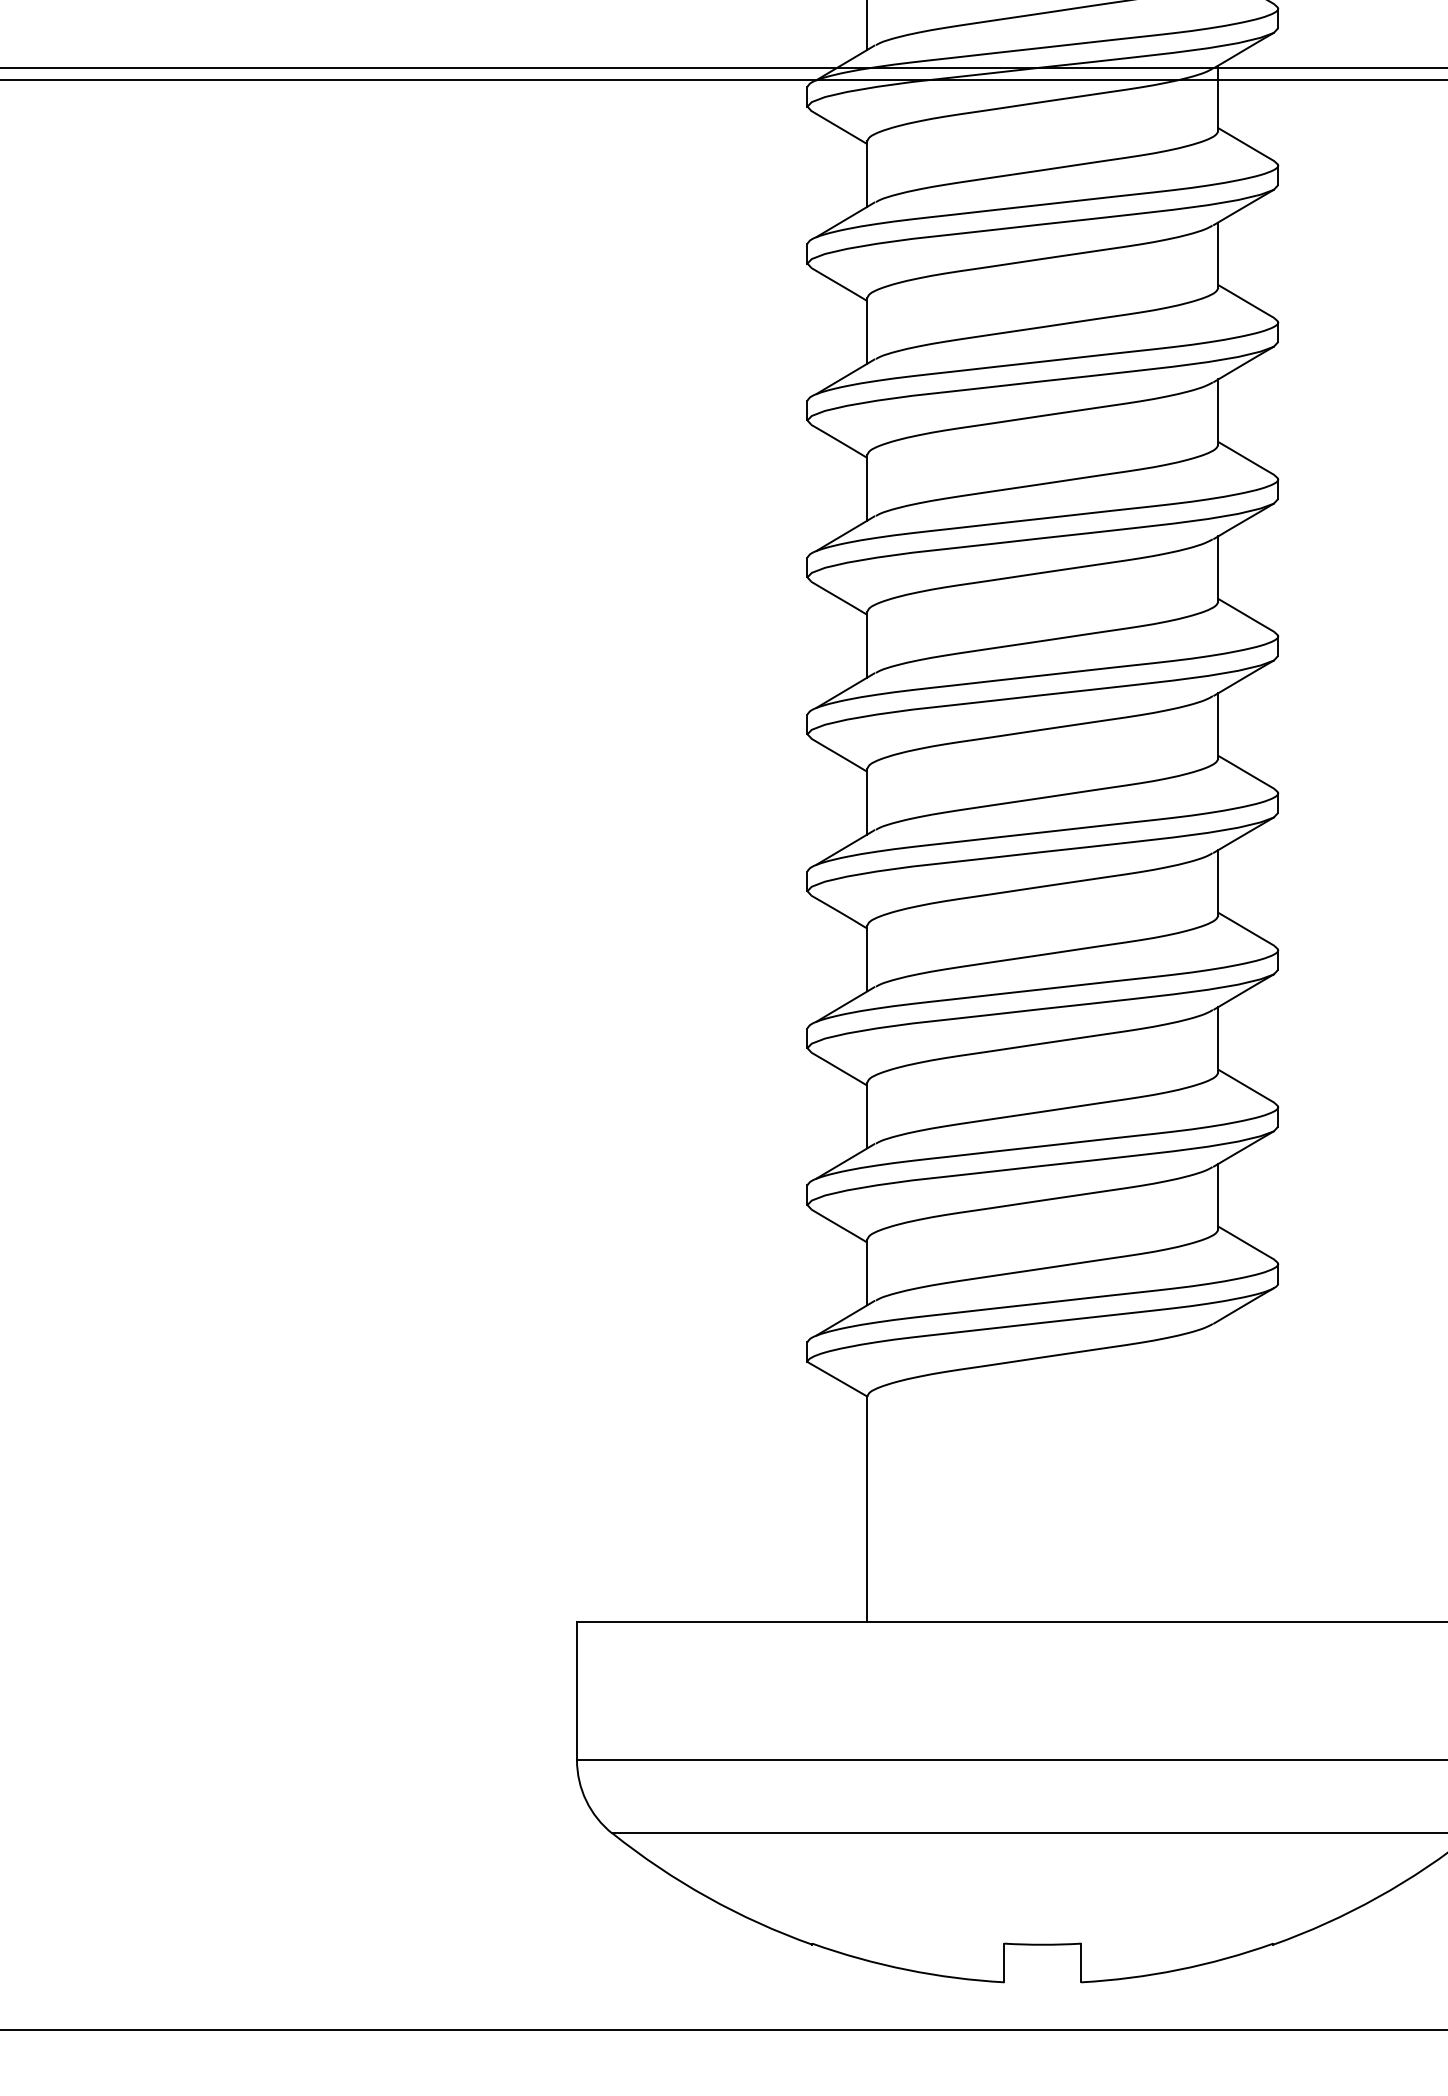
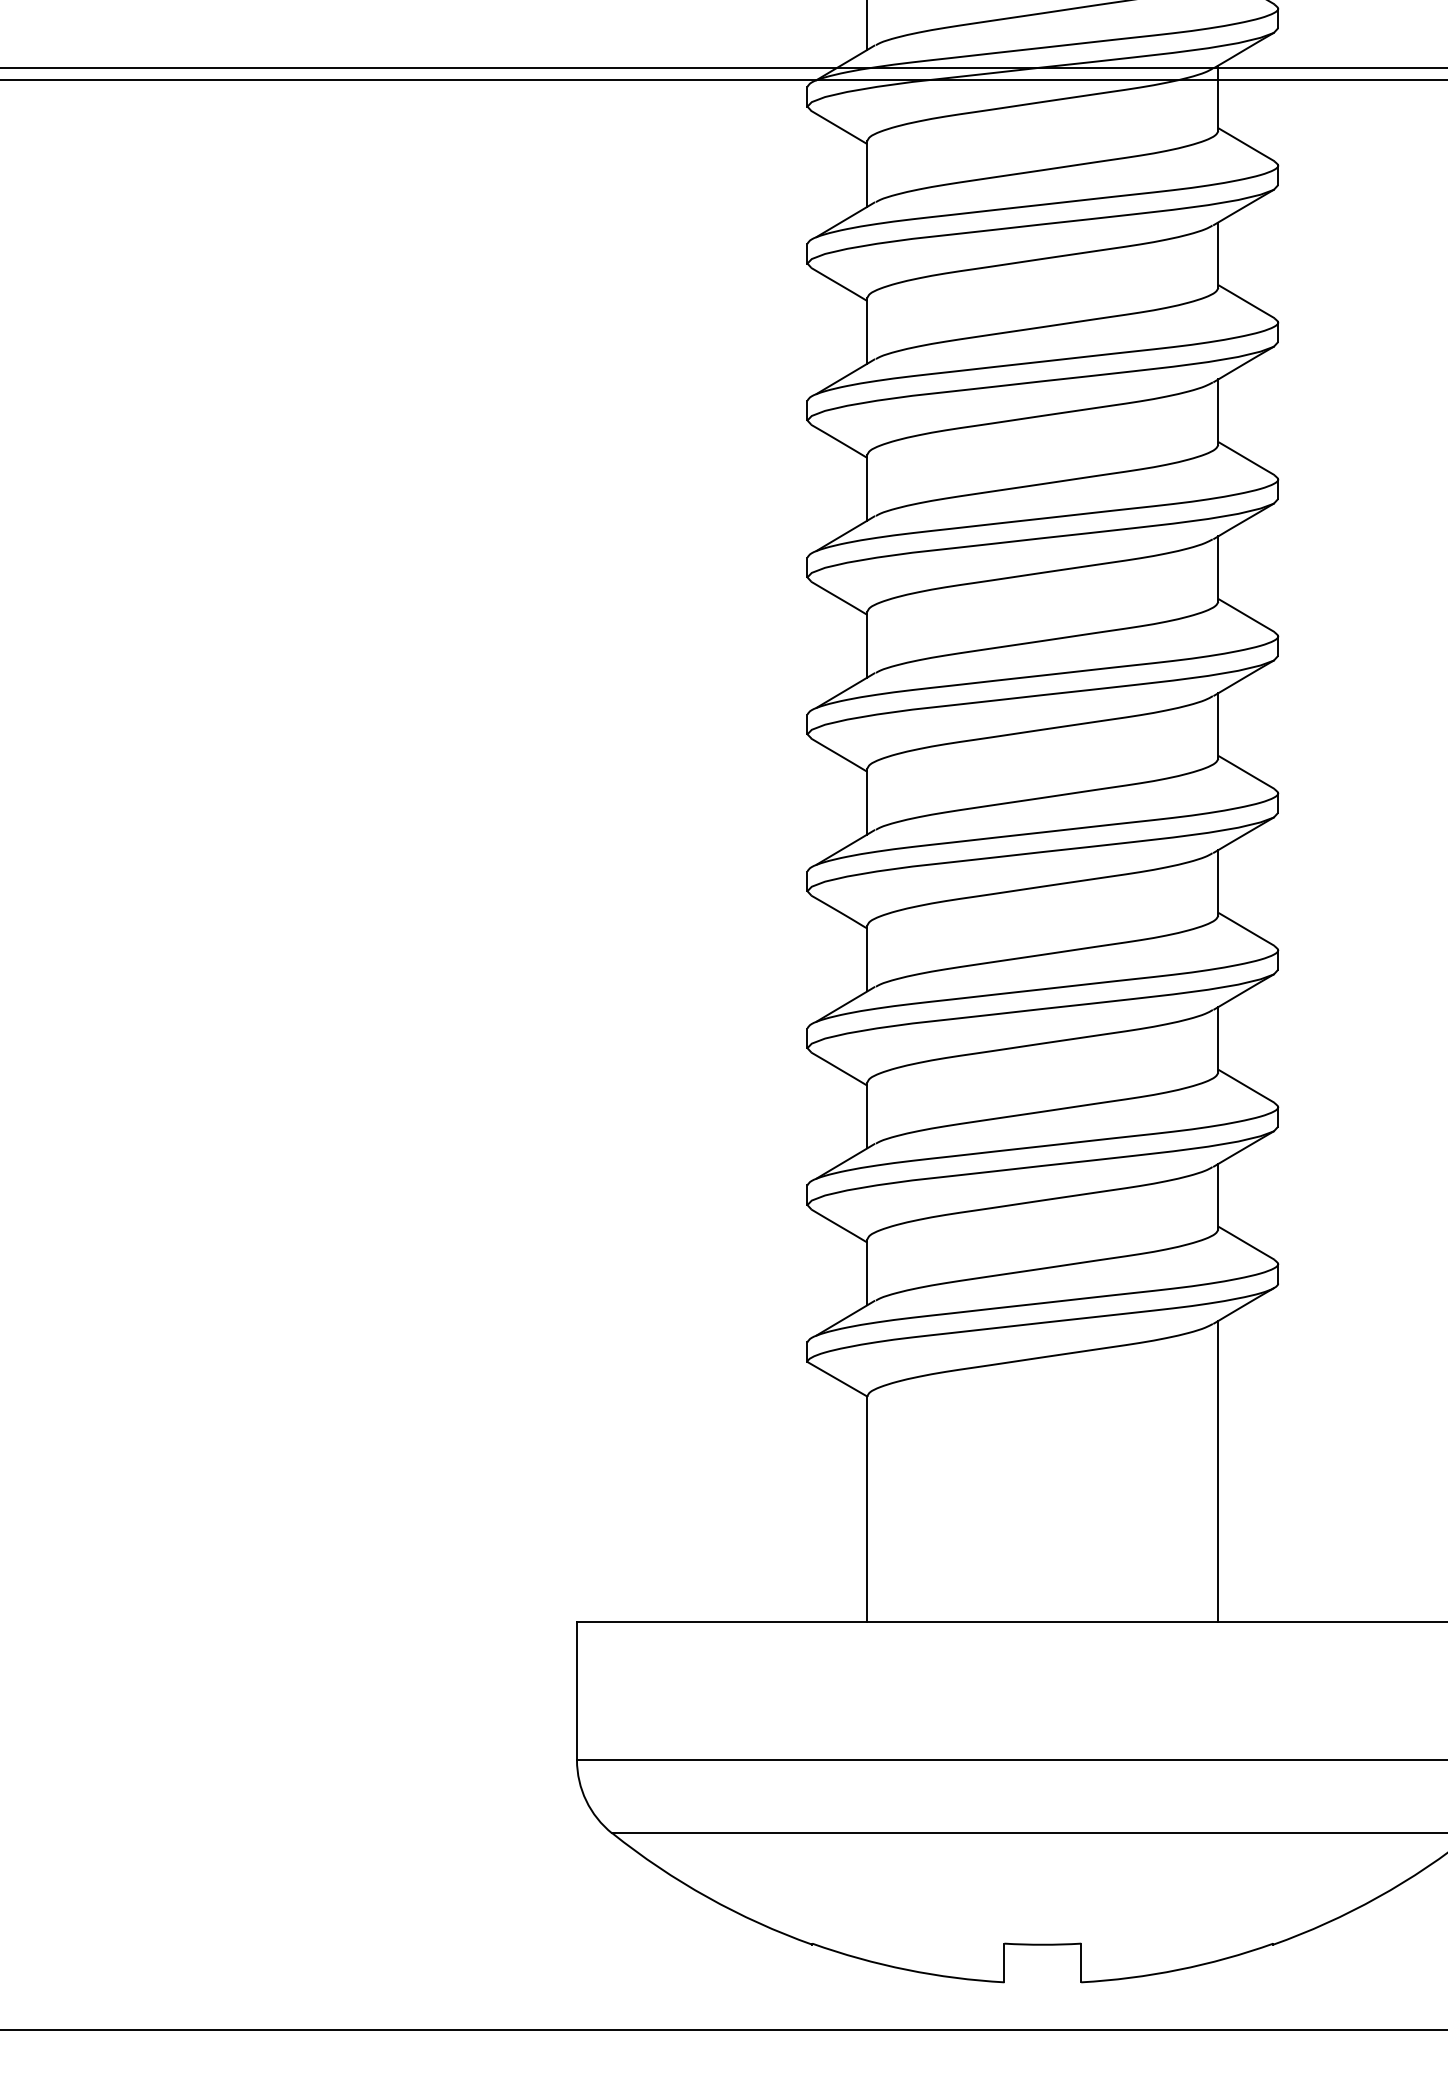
line: none -> present (1218, 1471)
